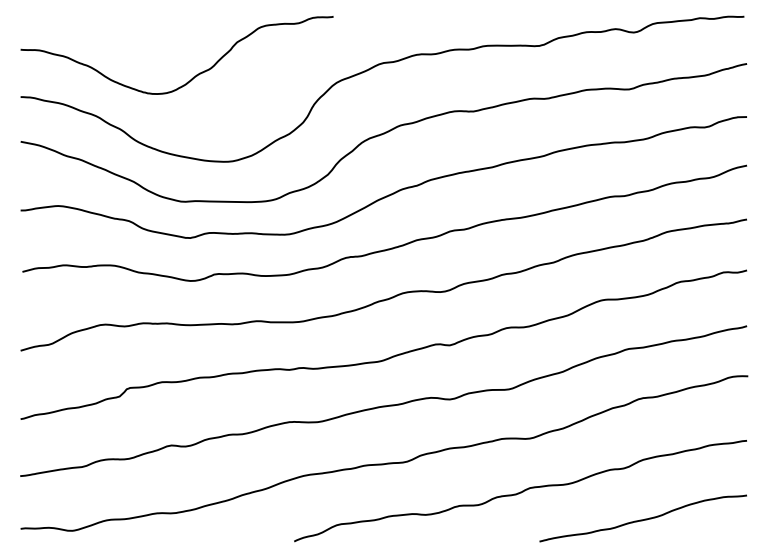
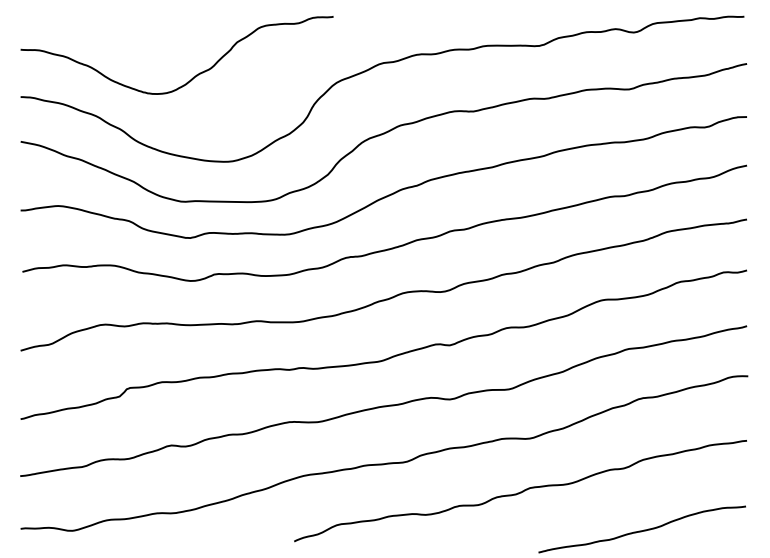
curve position: (642, 519) -> (641, 530) (641, 530)
